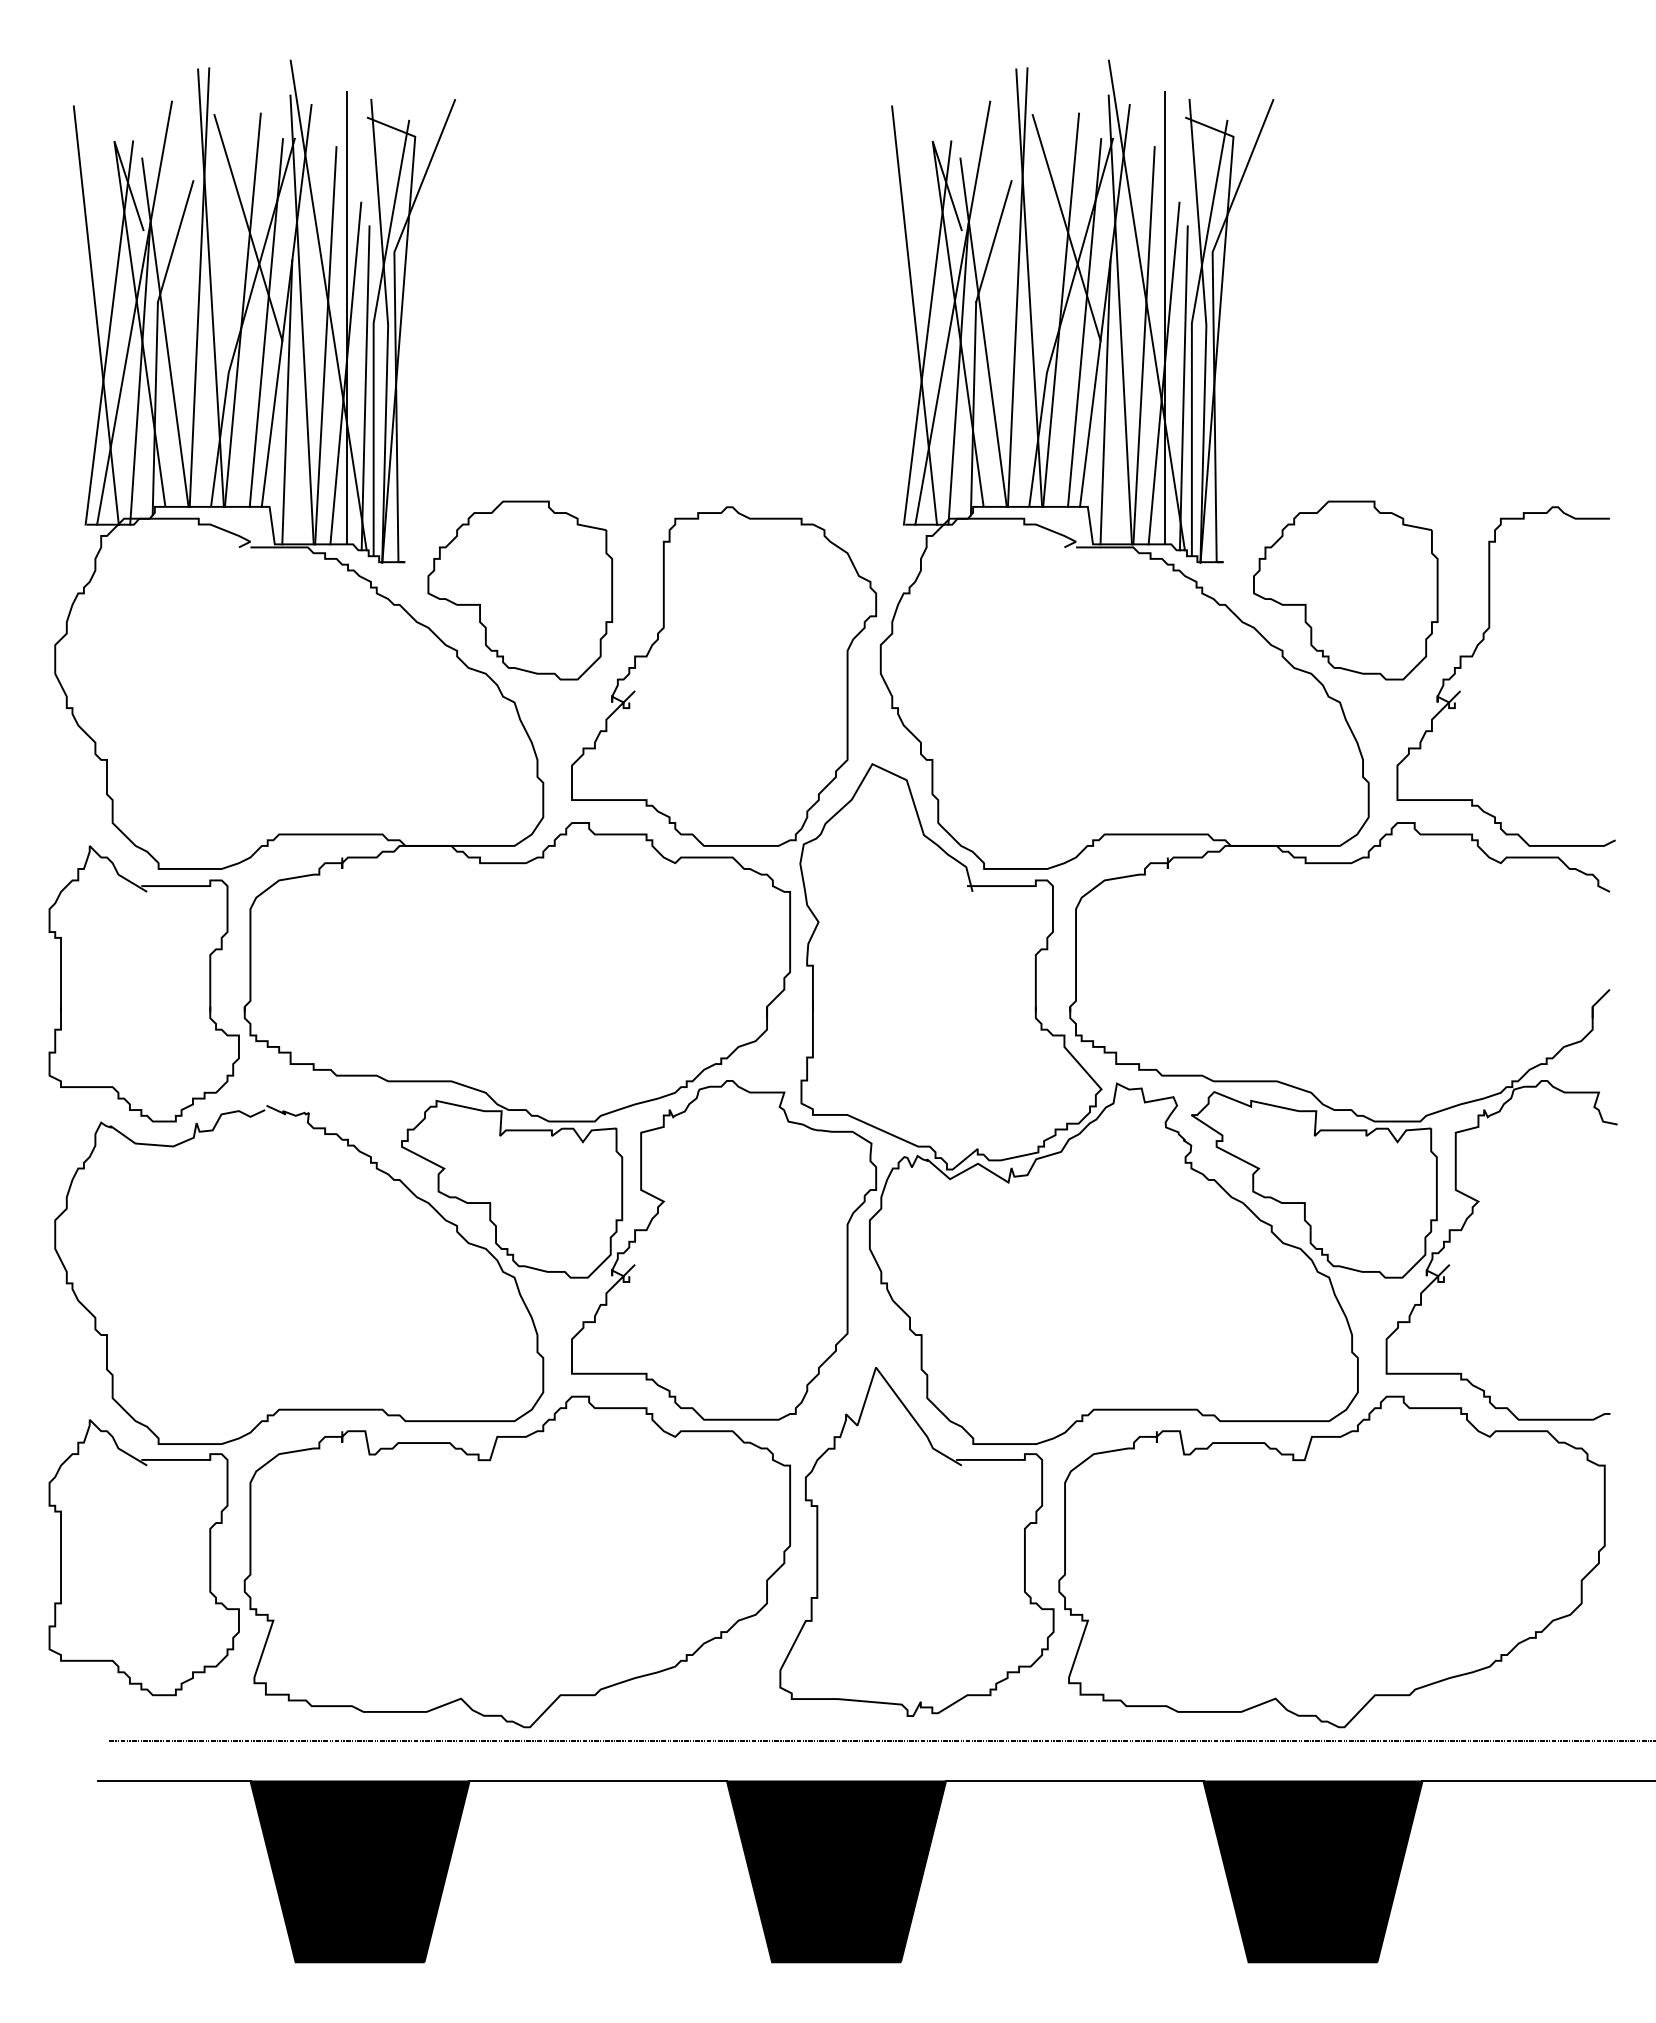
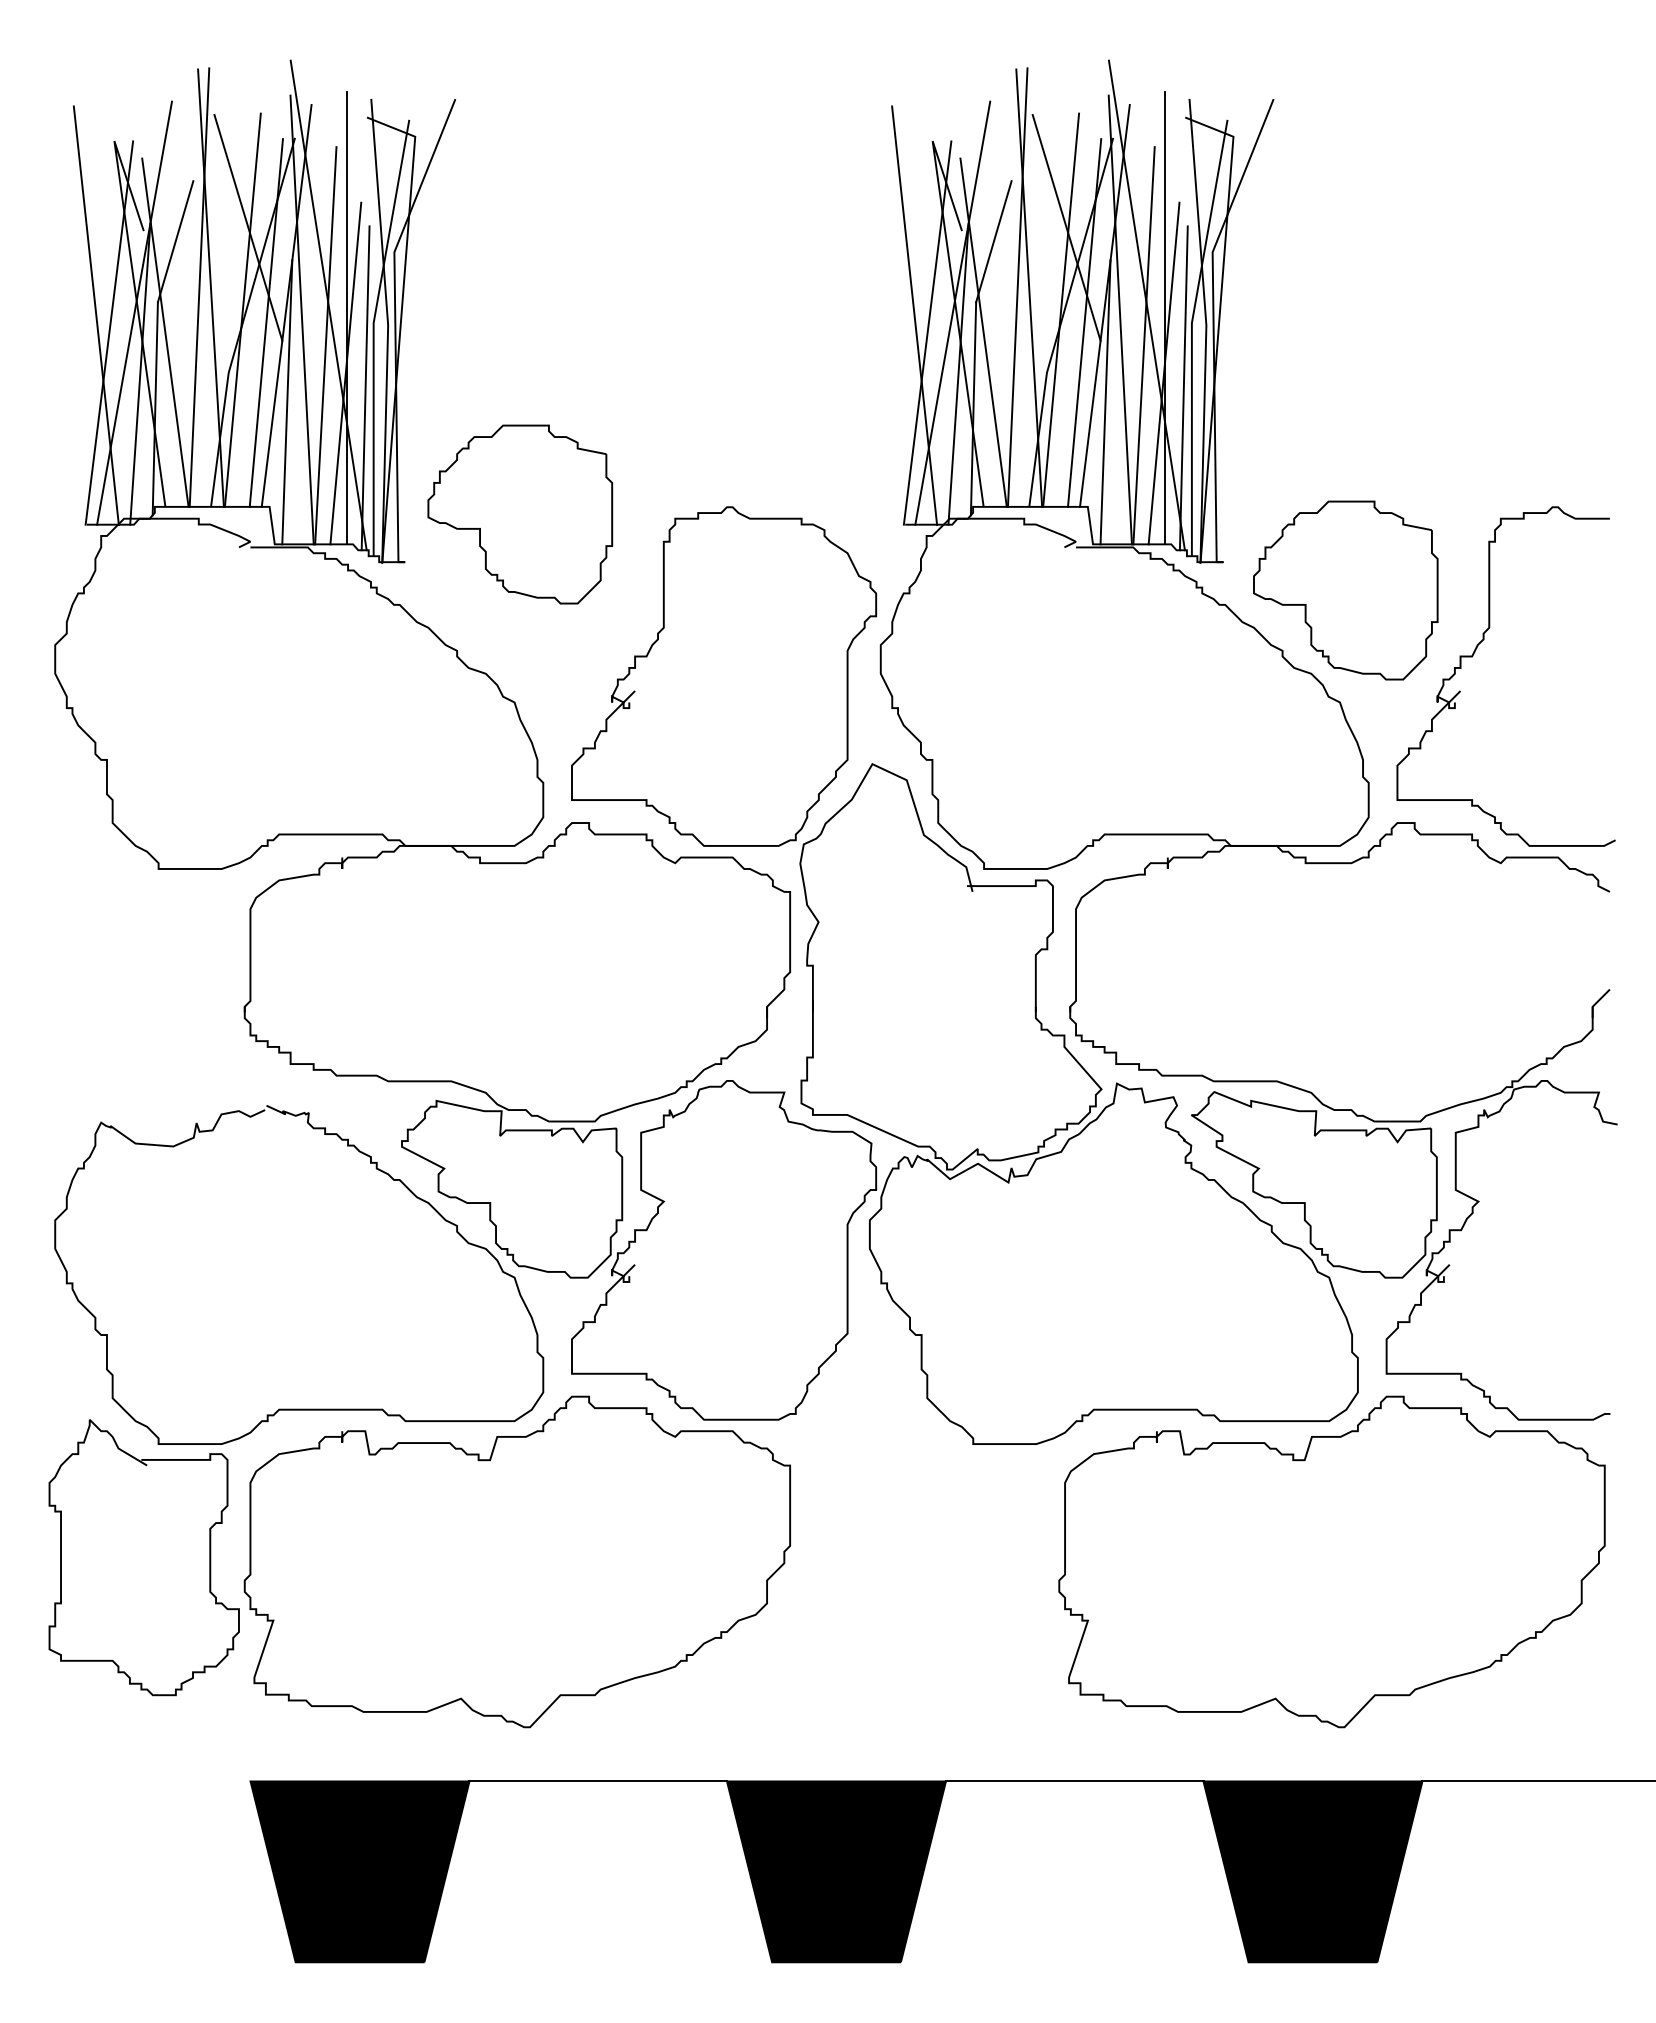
part position: (520, 590) -> (520, 514) (520, 514)
part: present -> none (143, 983)
curve: present -> none (957, 1464)
line: present -> none (880, 1741)
line: present -> none (173, 1781)
